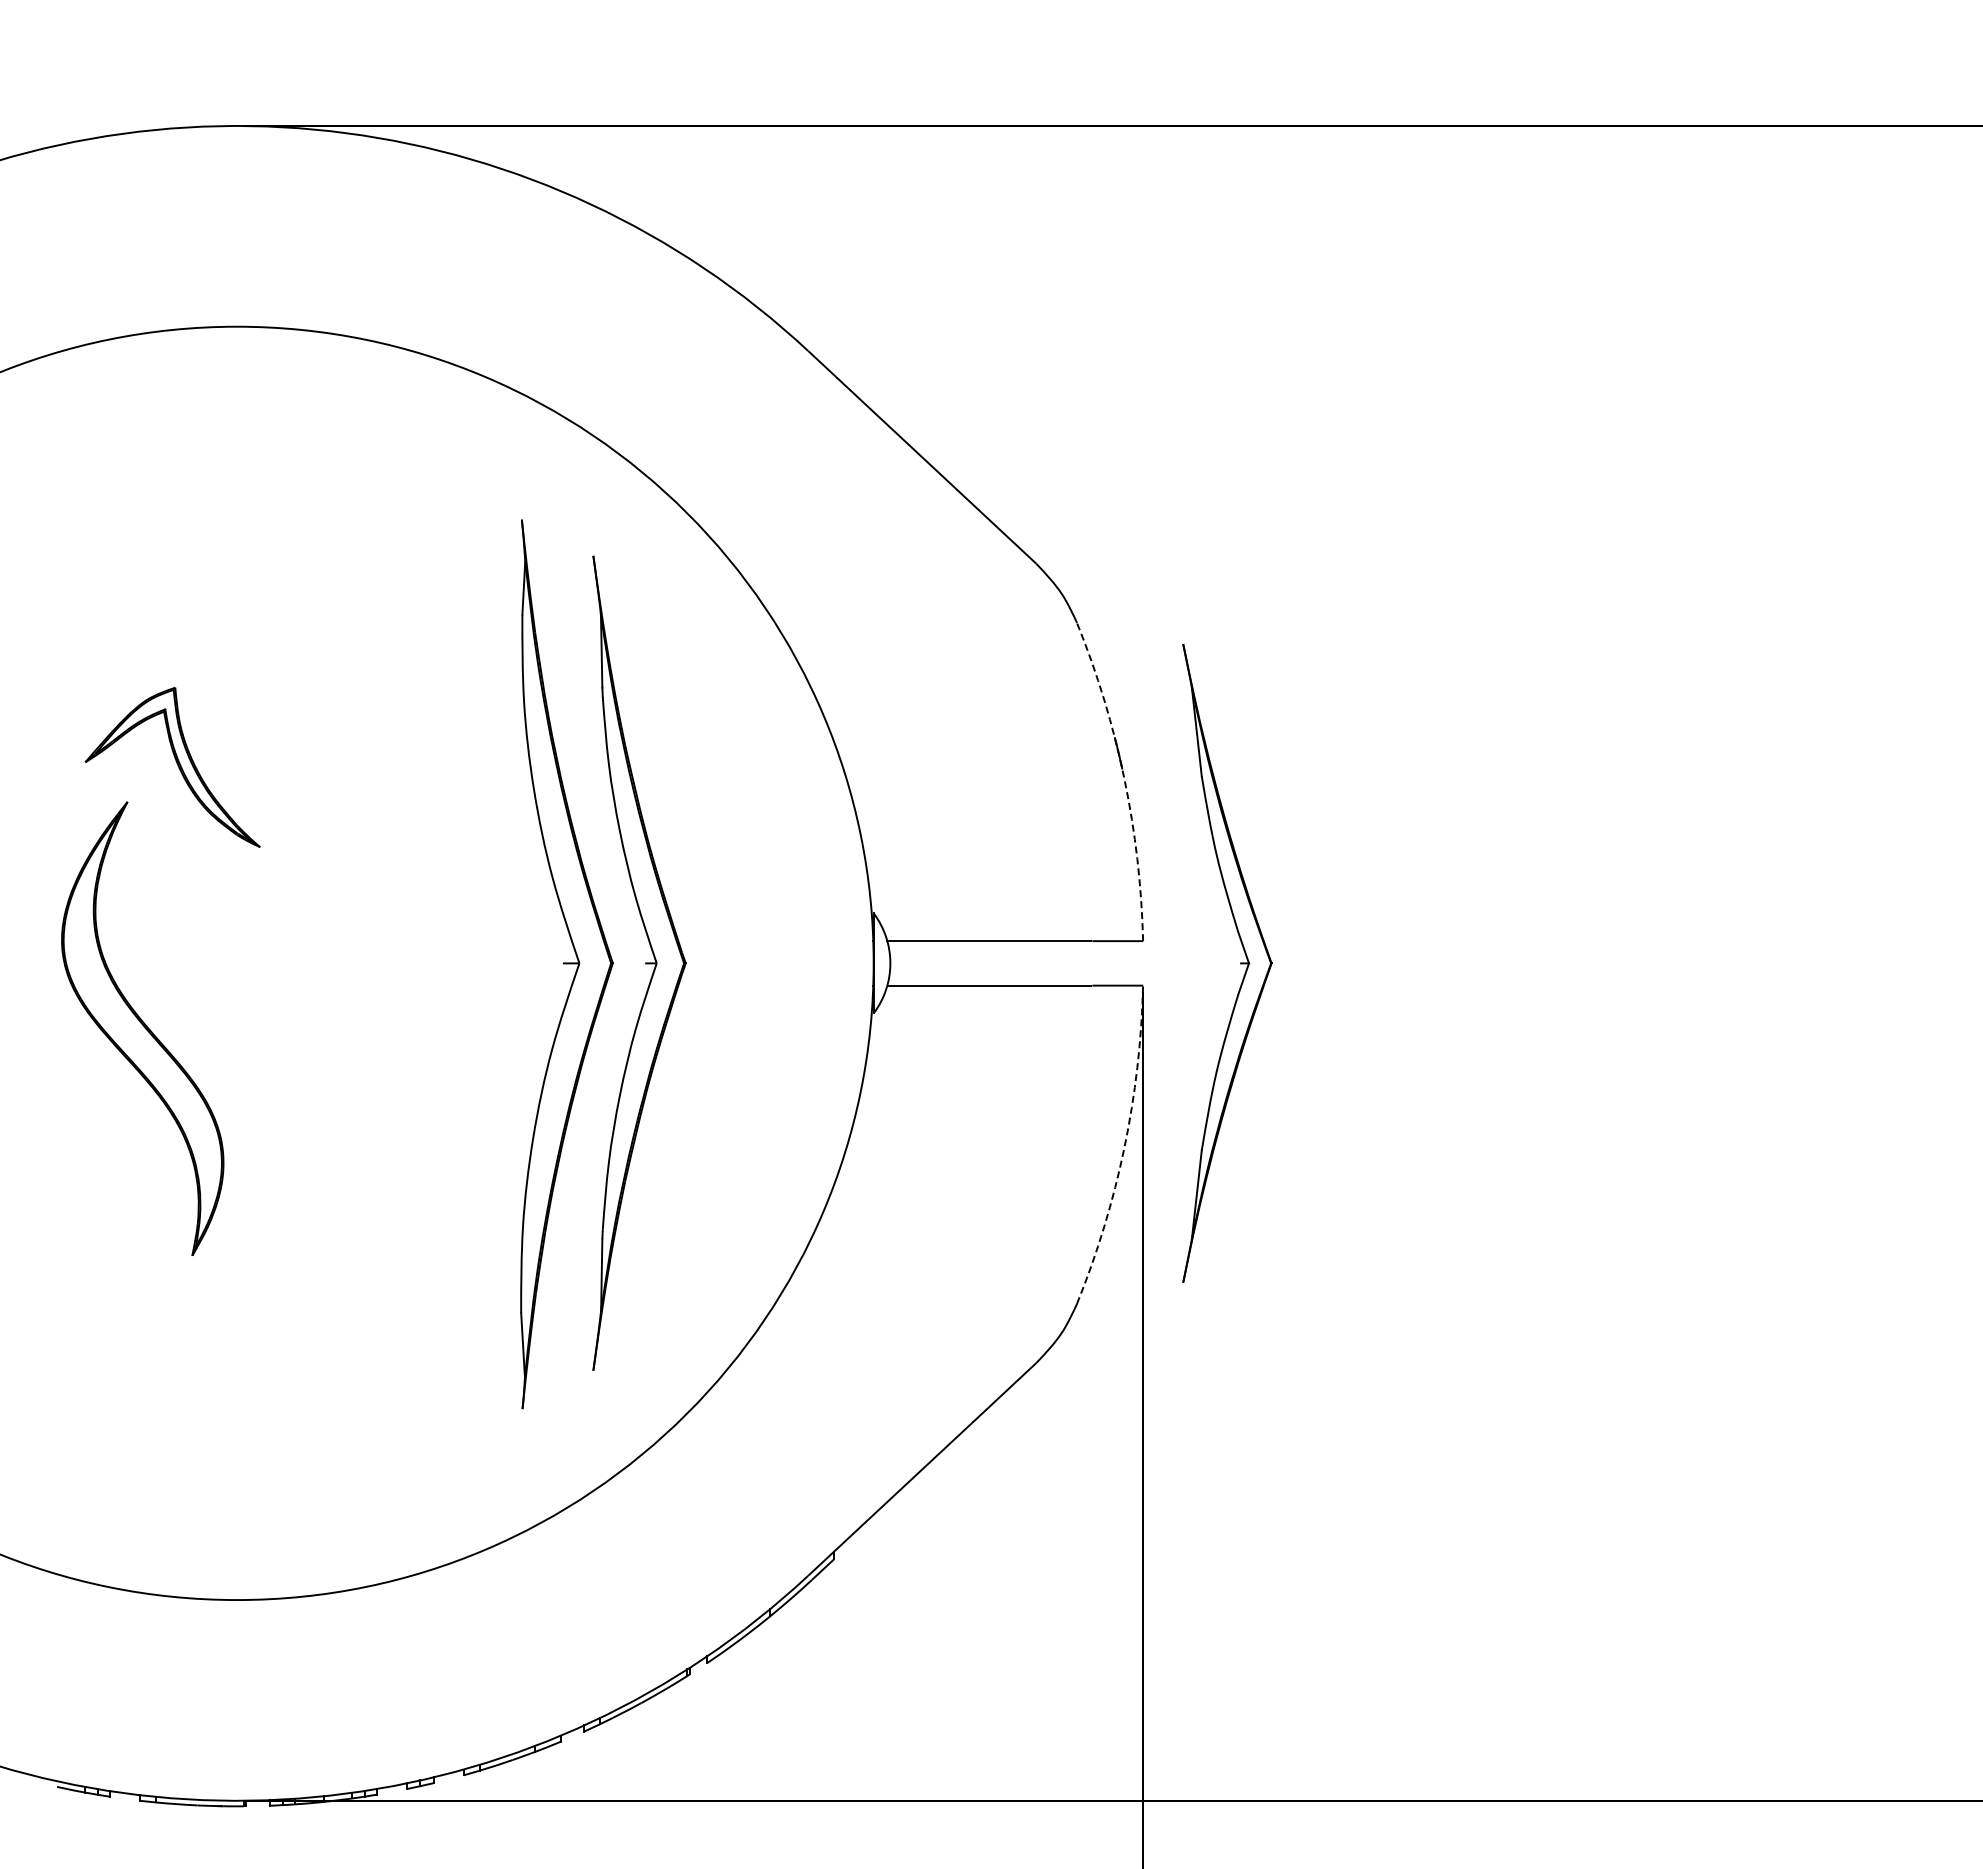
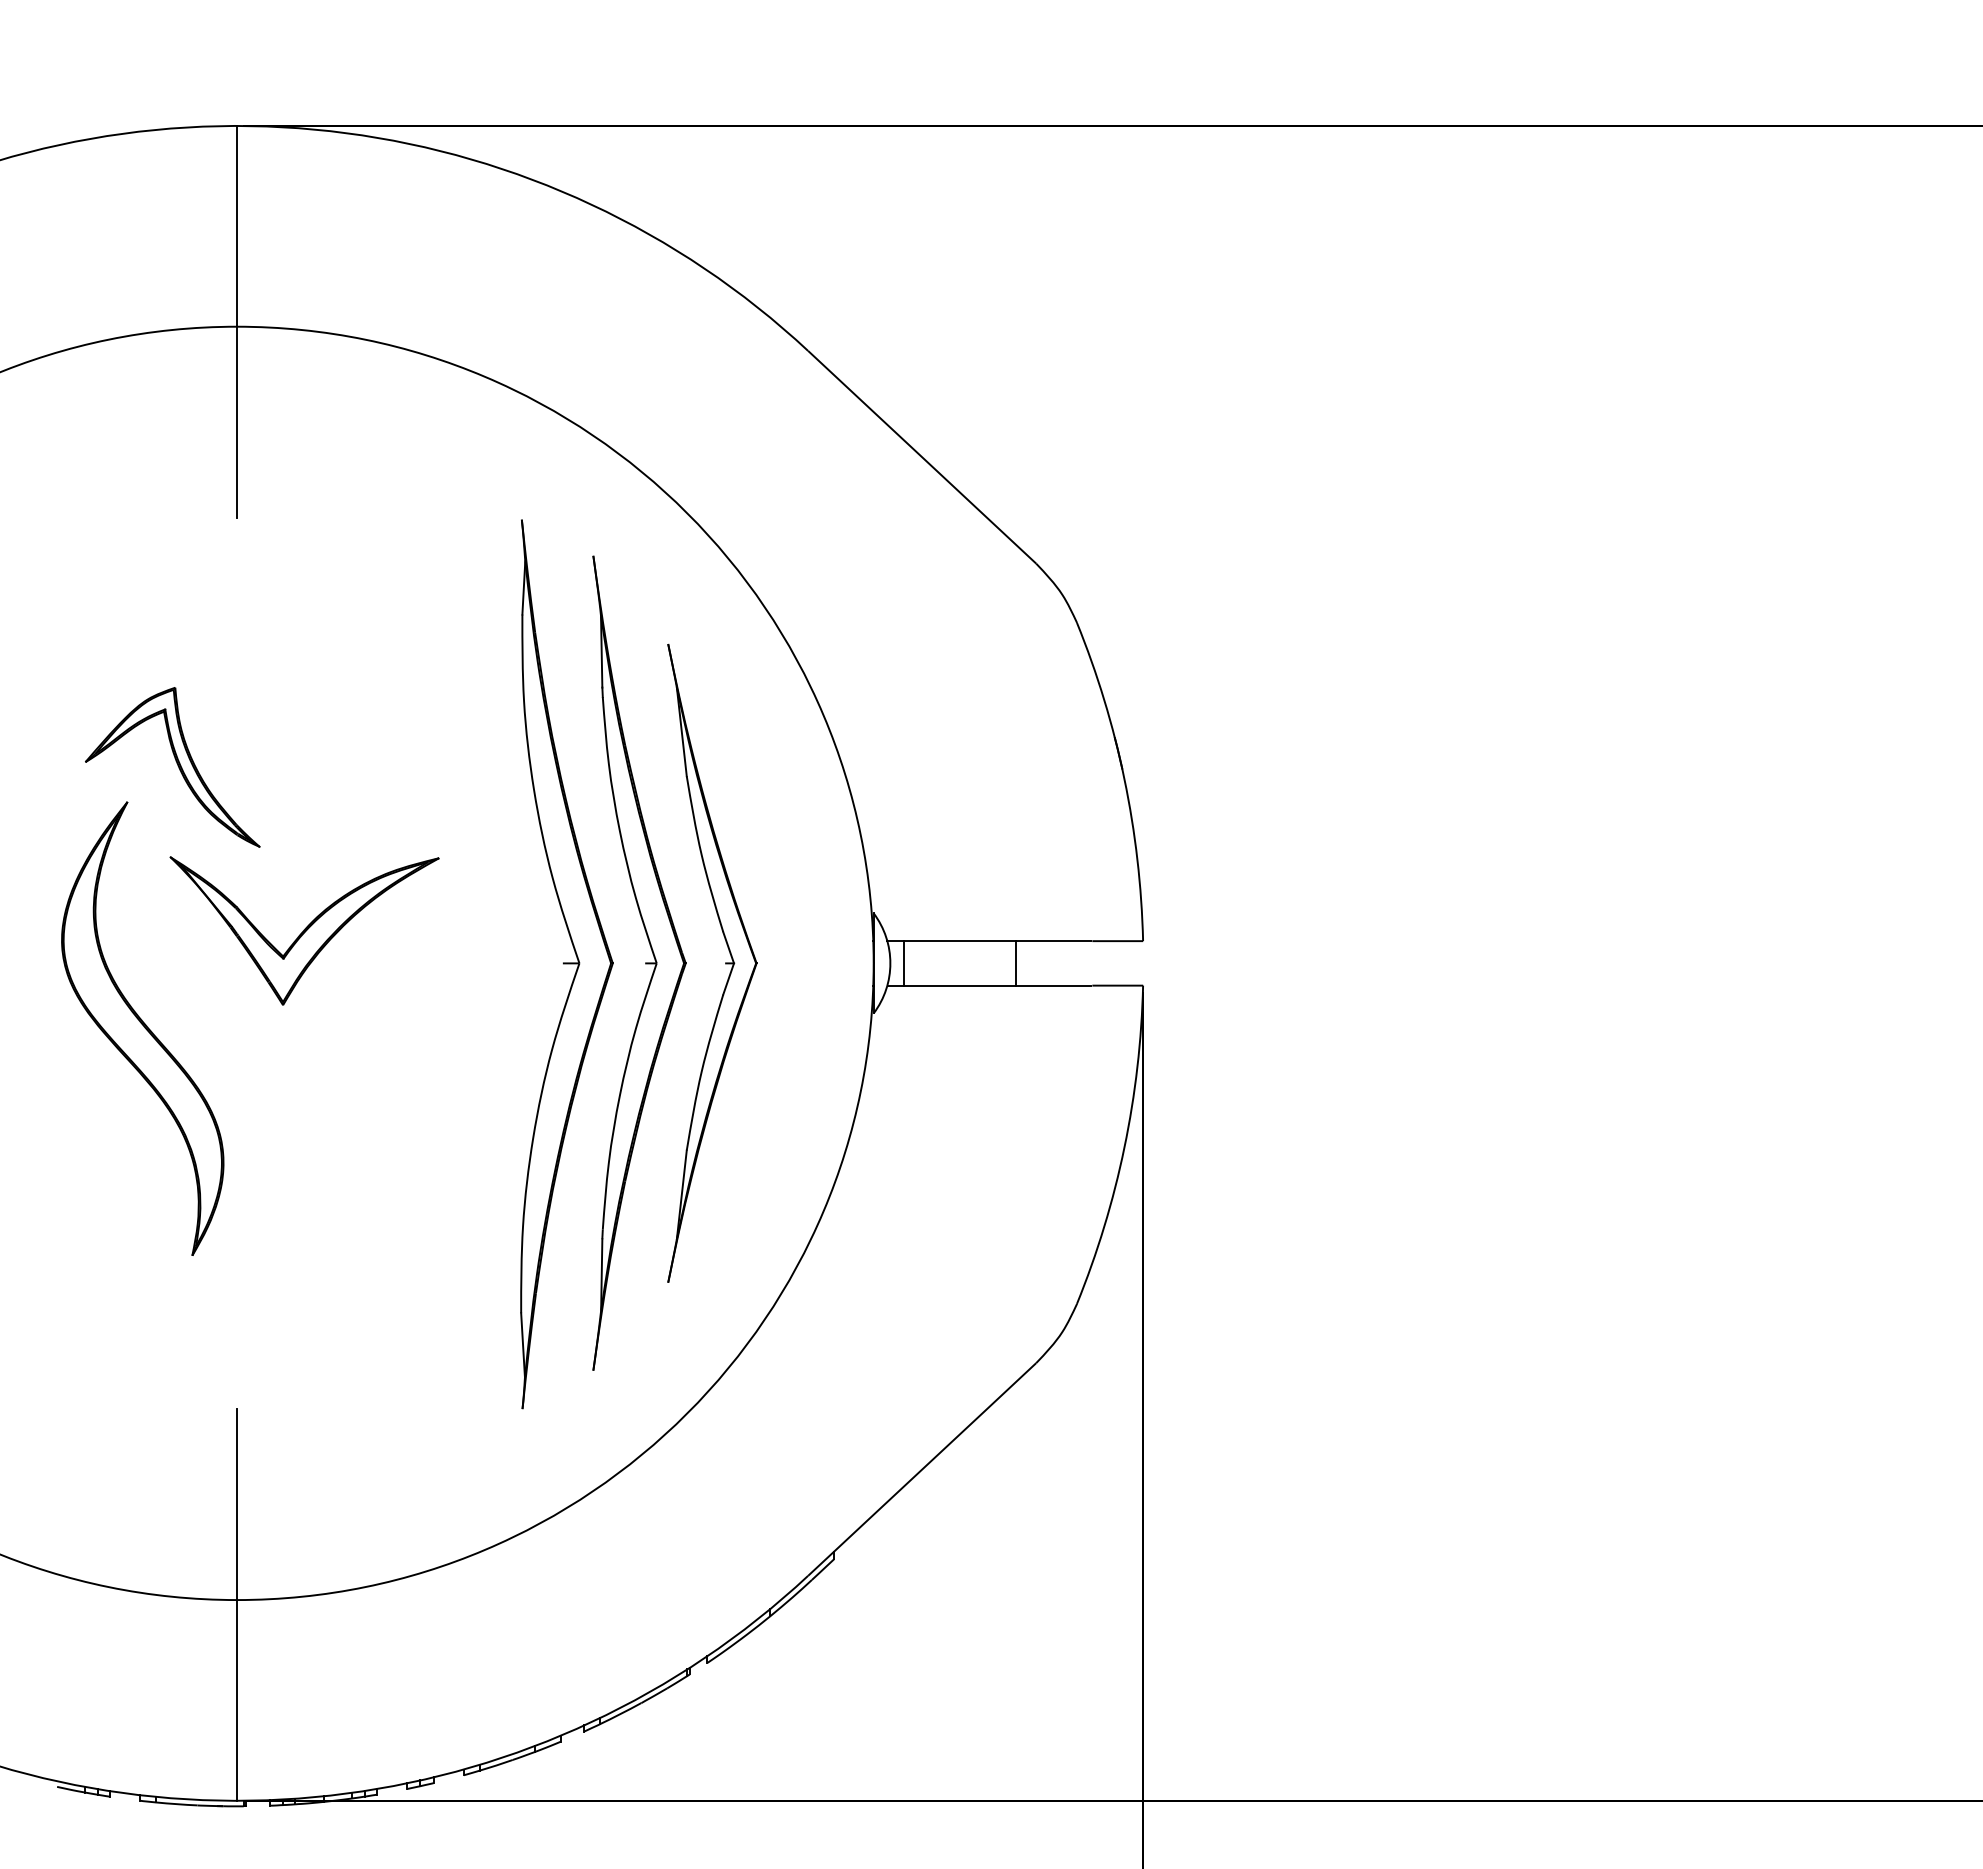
line: none -> present (237, 322)
arc: dashed -> solid (1124, 779)
part: none -> present (304, 930)
part position: (1240, 962) -> (725, 962) (725, 962)
line: none -> present (904, 963)
line: none -> present (1015, 963)
arc: dashed -> solid (1124, 1147)
line: none -> present (237, 1604)
